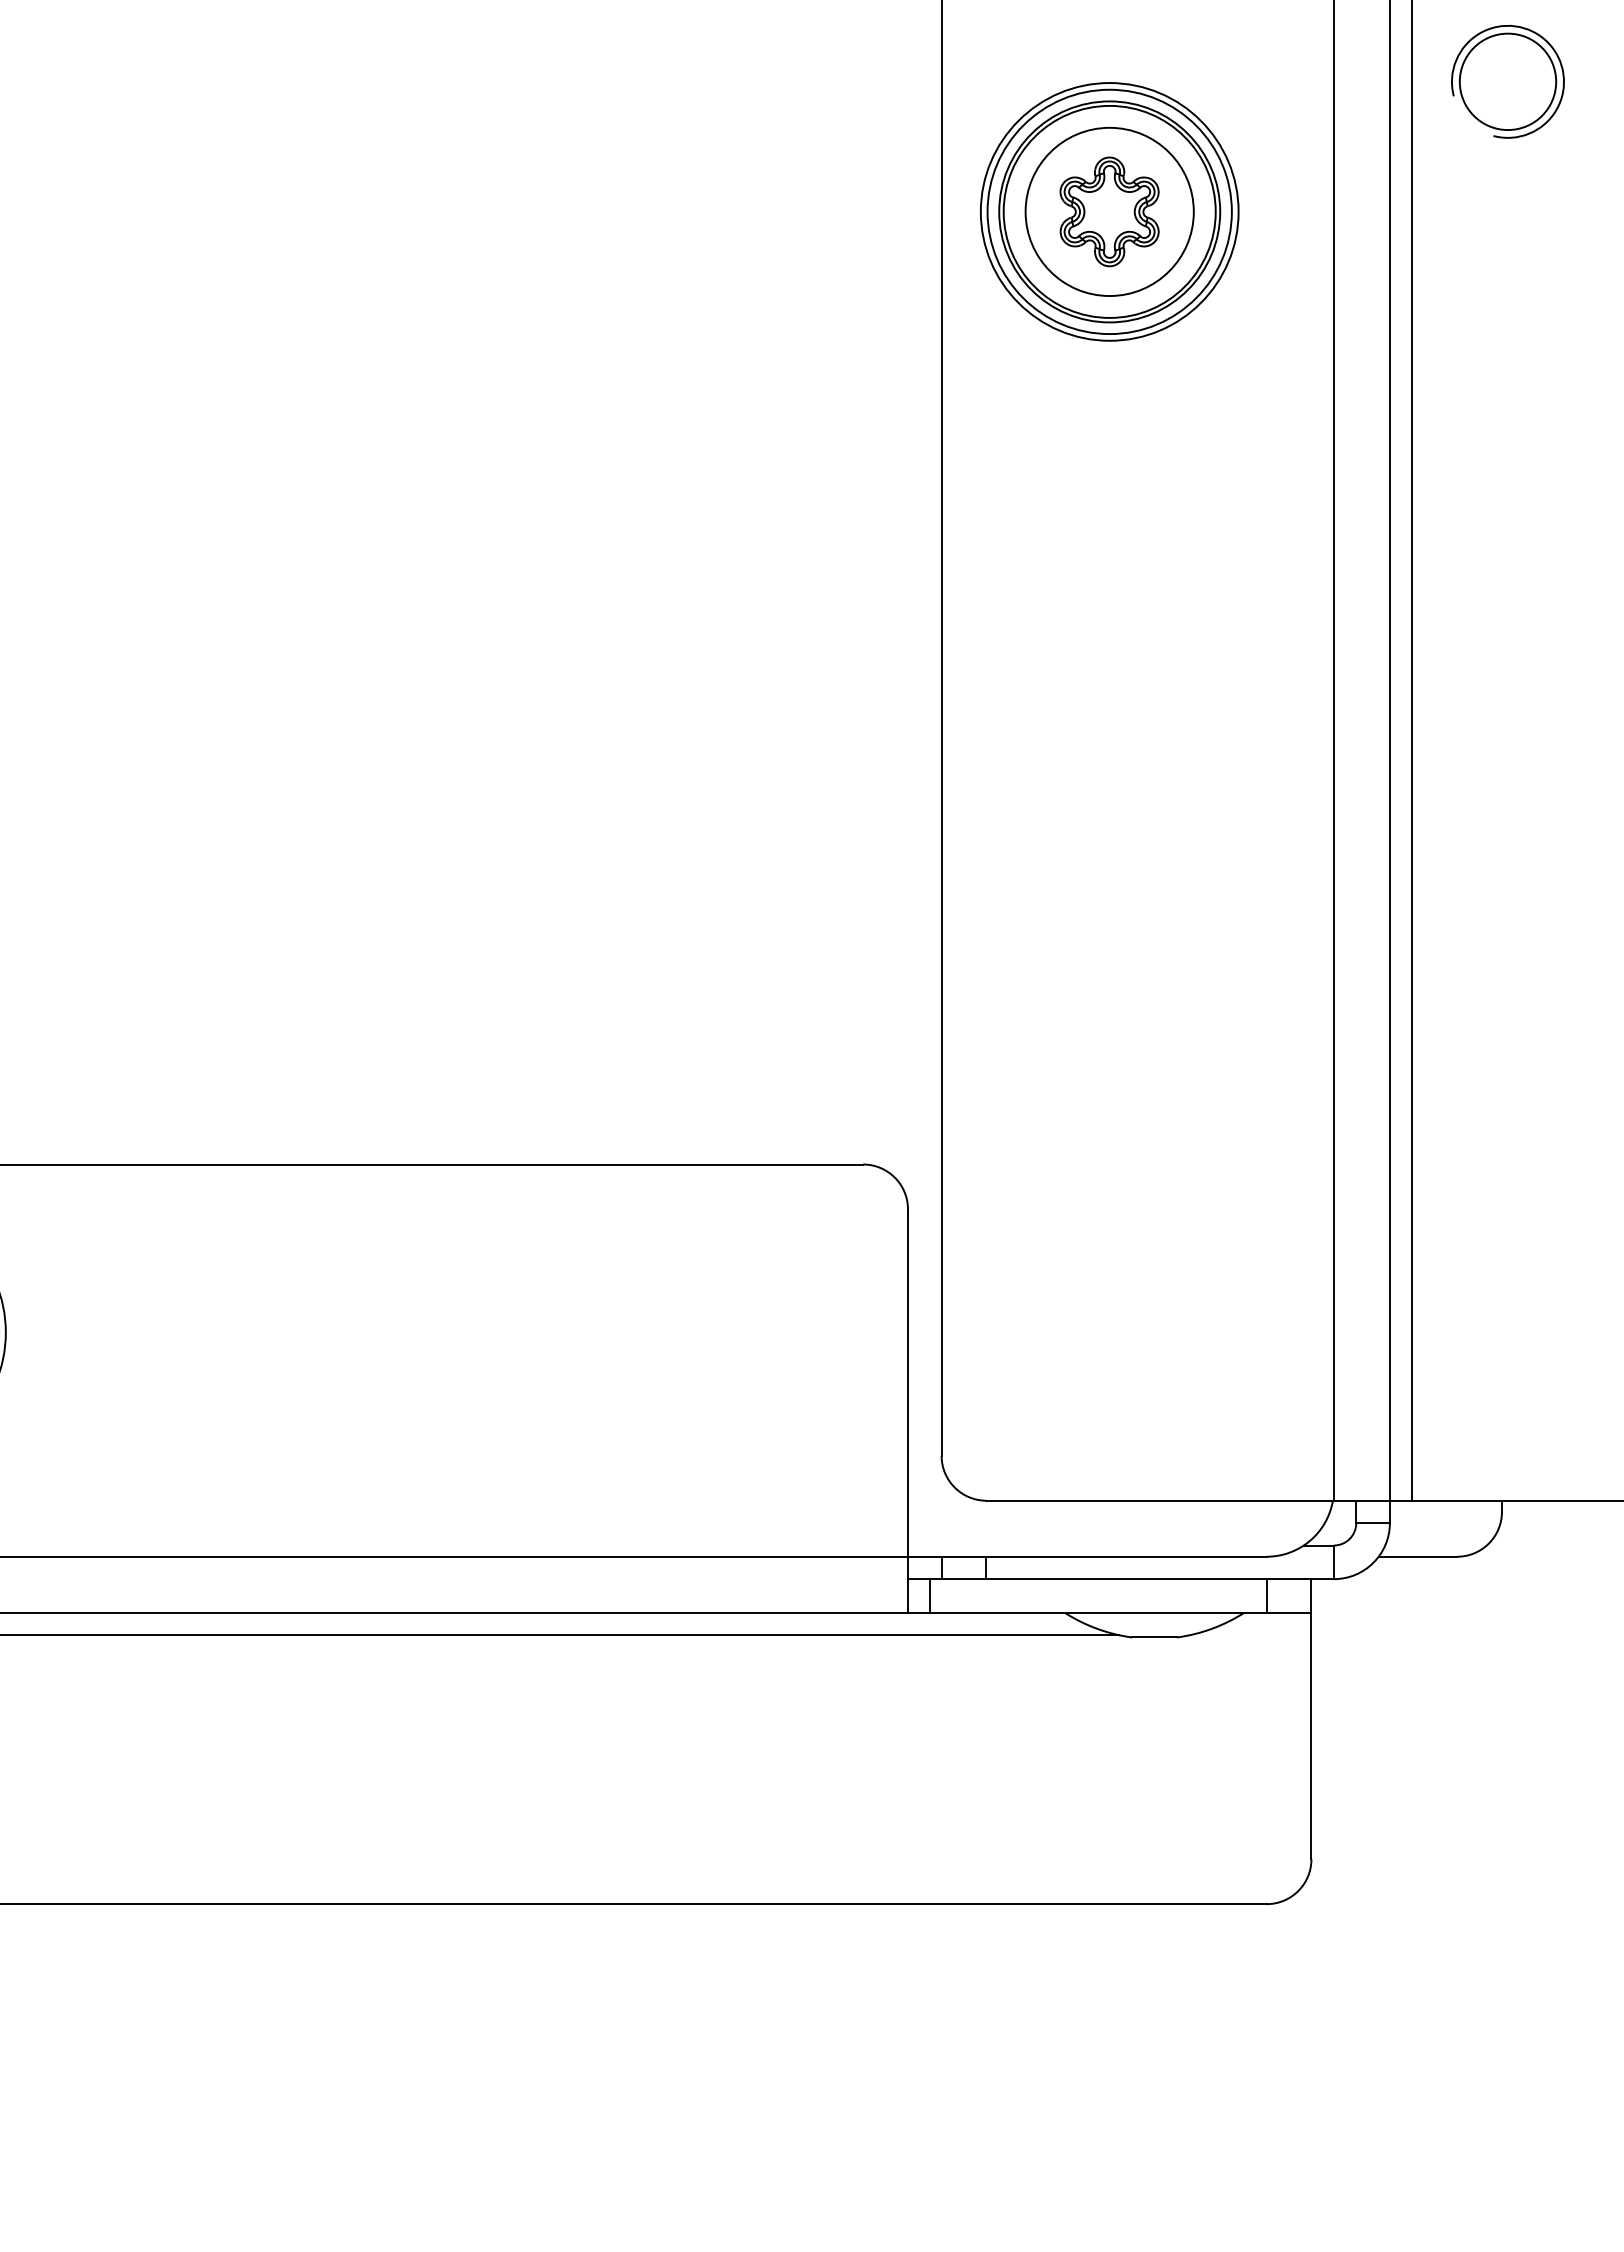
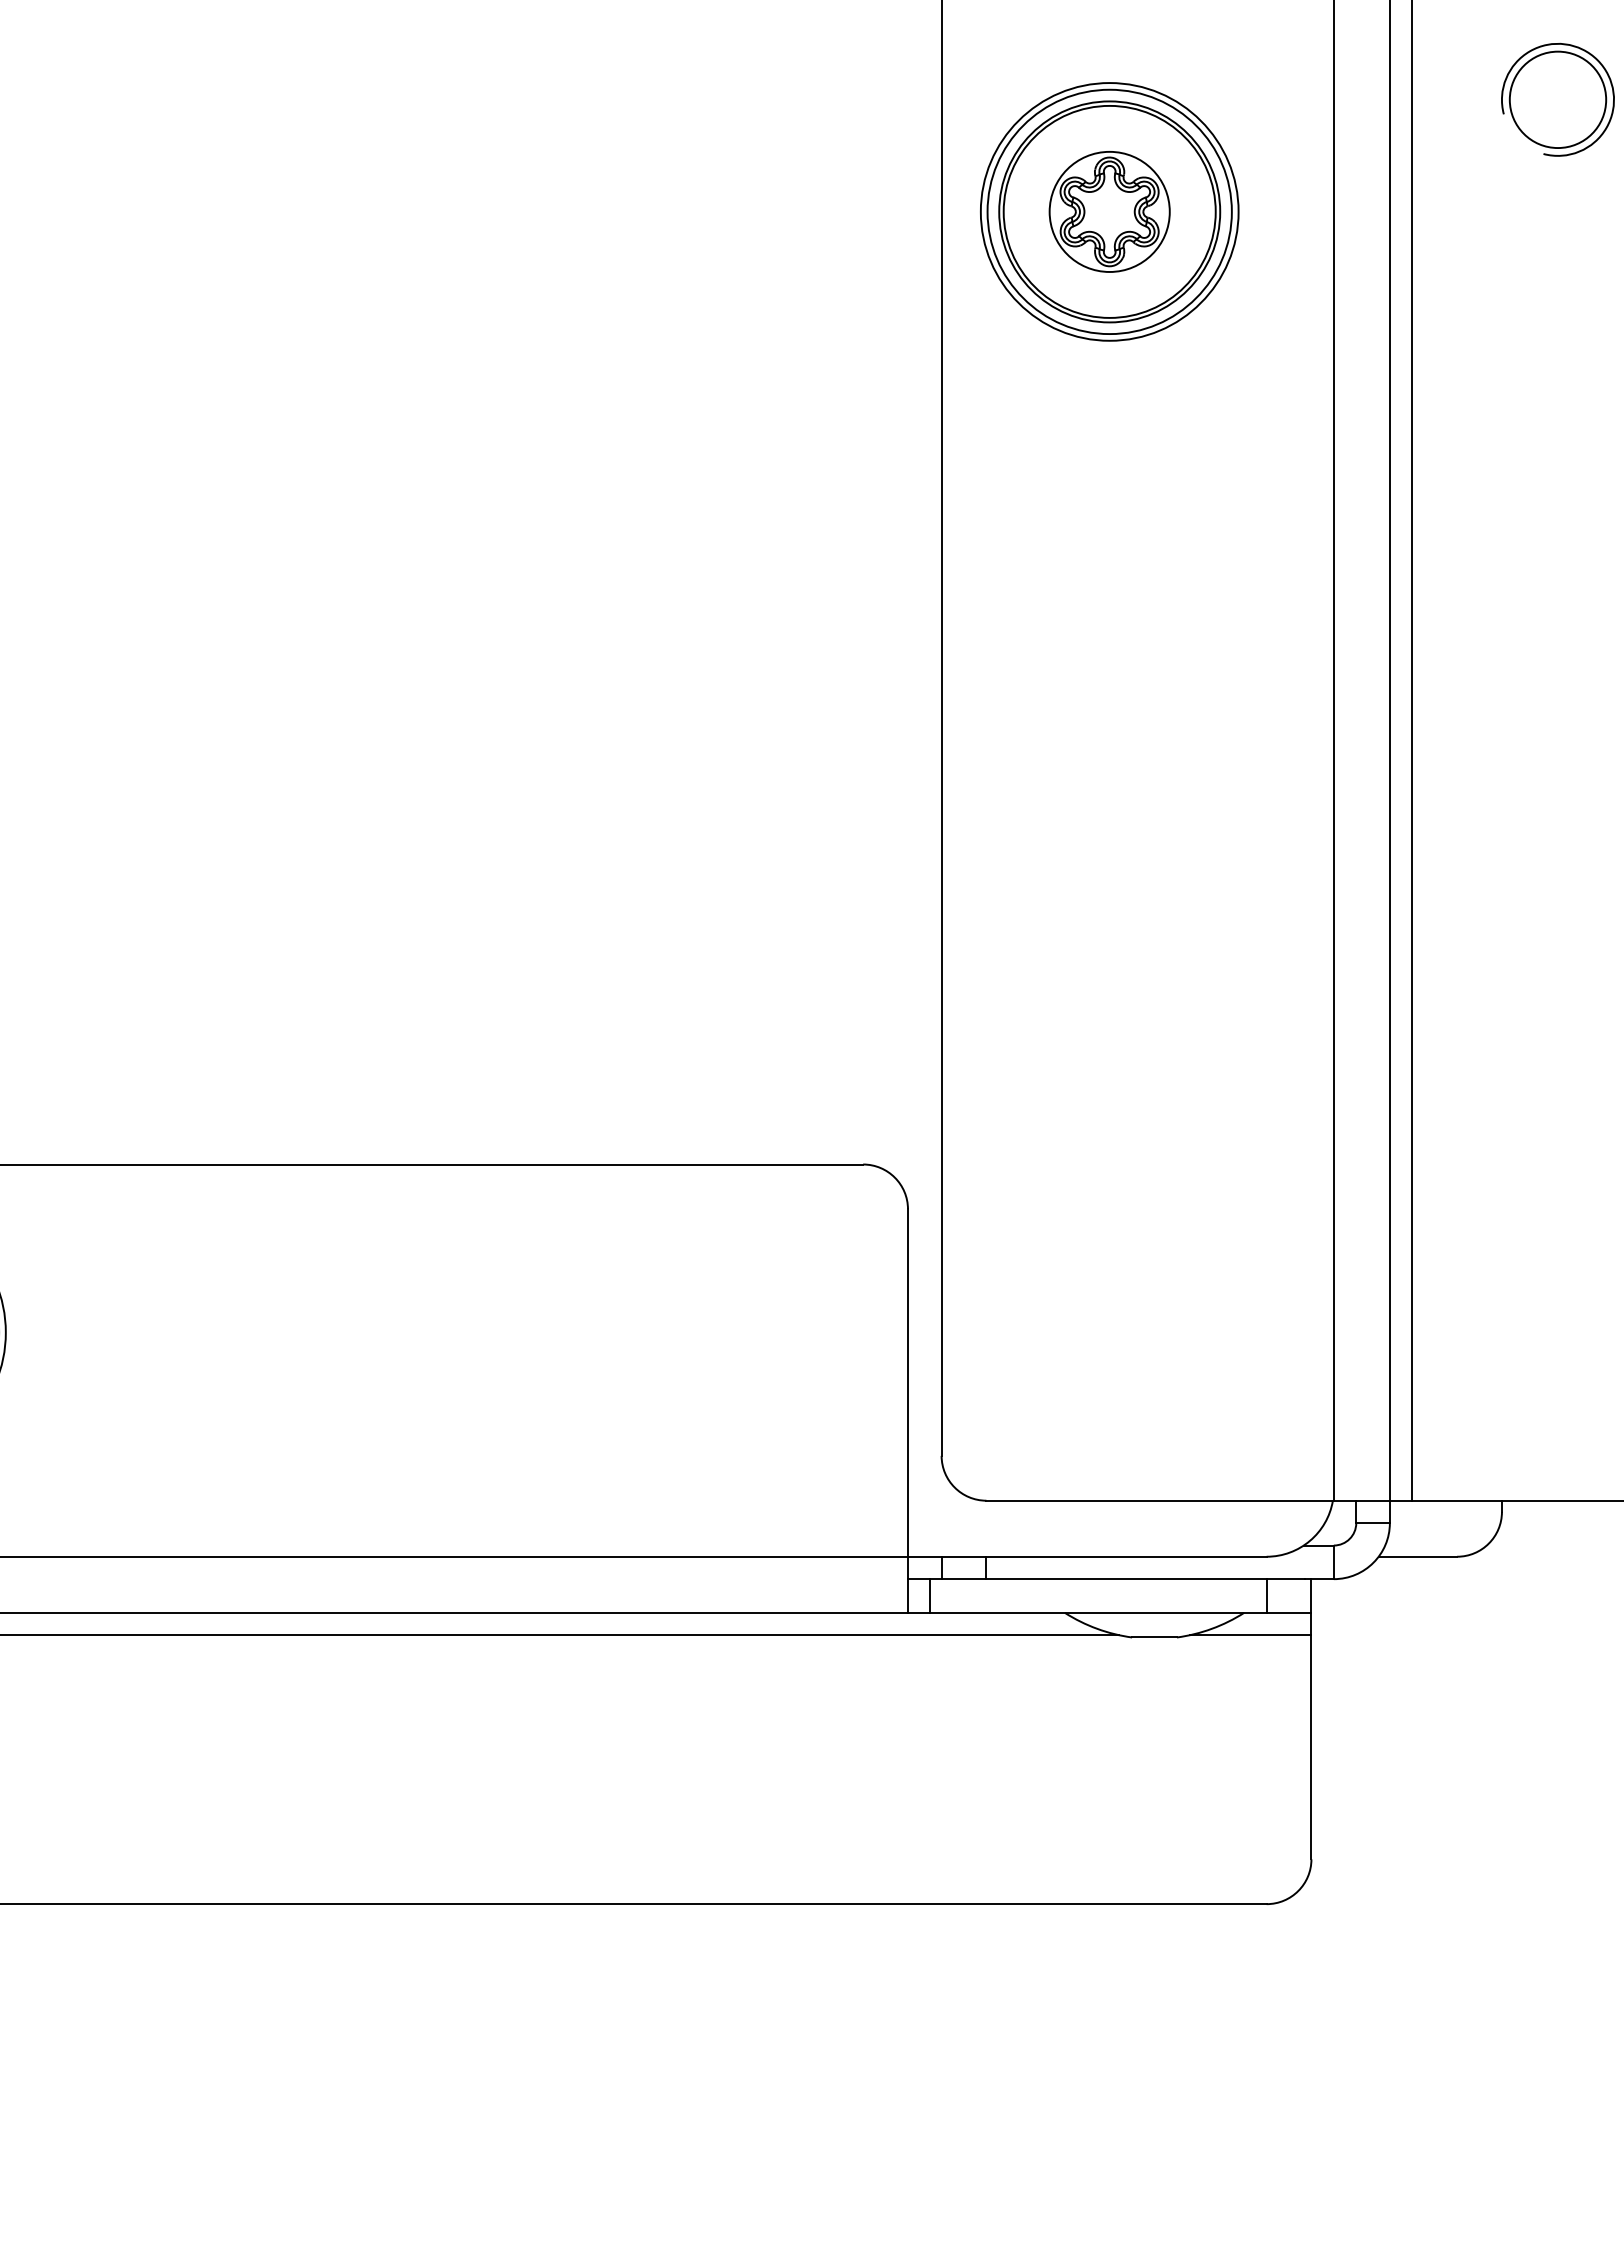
part position: (1507, 81) -> (1557, 99) (1557, 99)
circle diameter: 168 px -> 120 px (1109, 211)
line: none -> present (1250, 1635)
